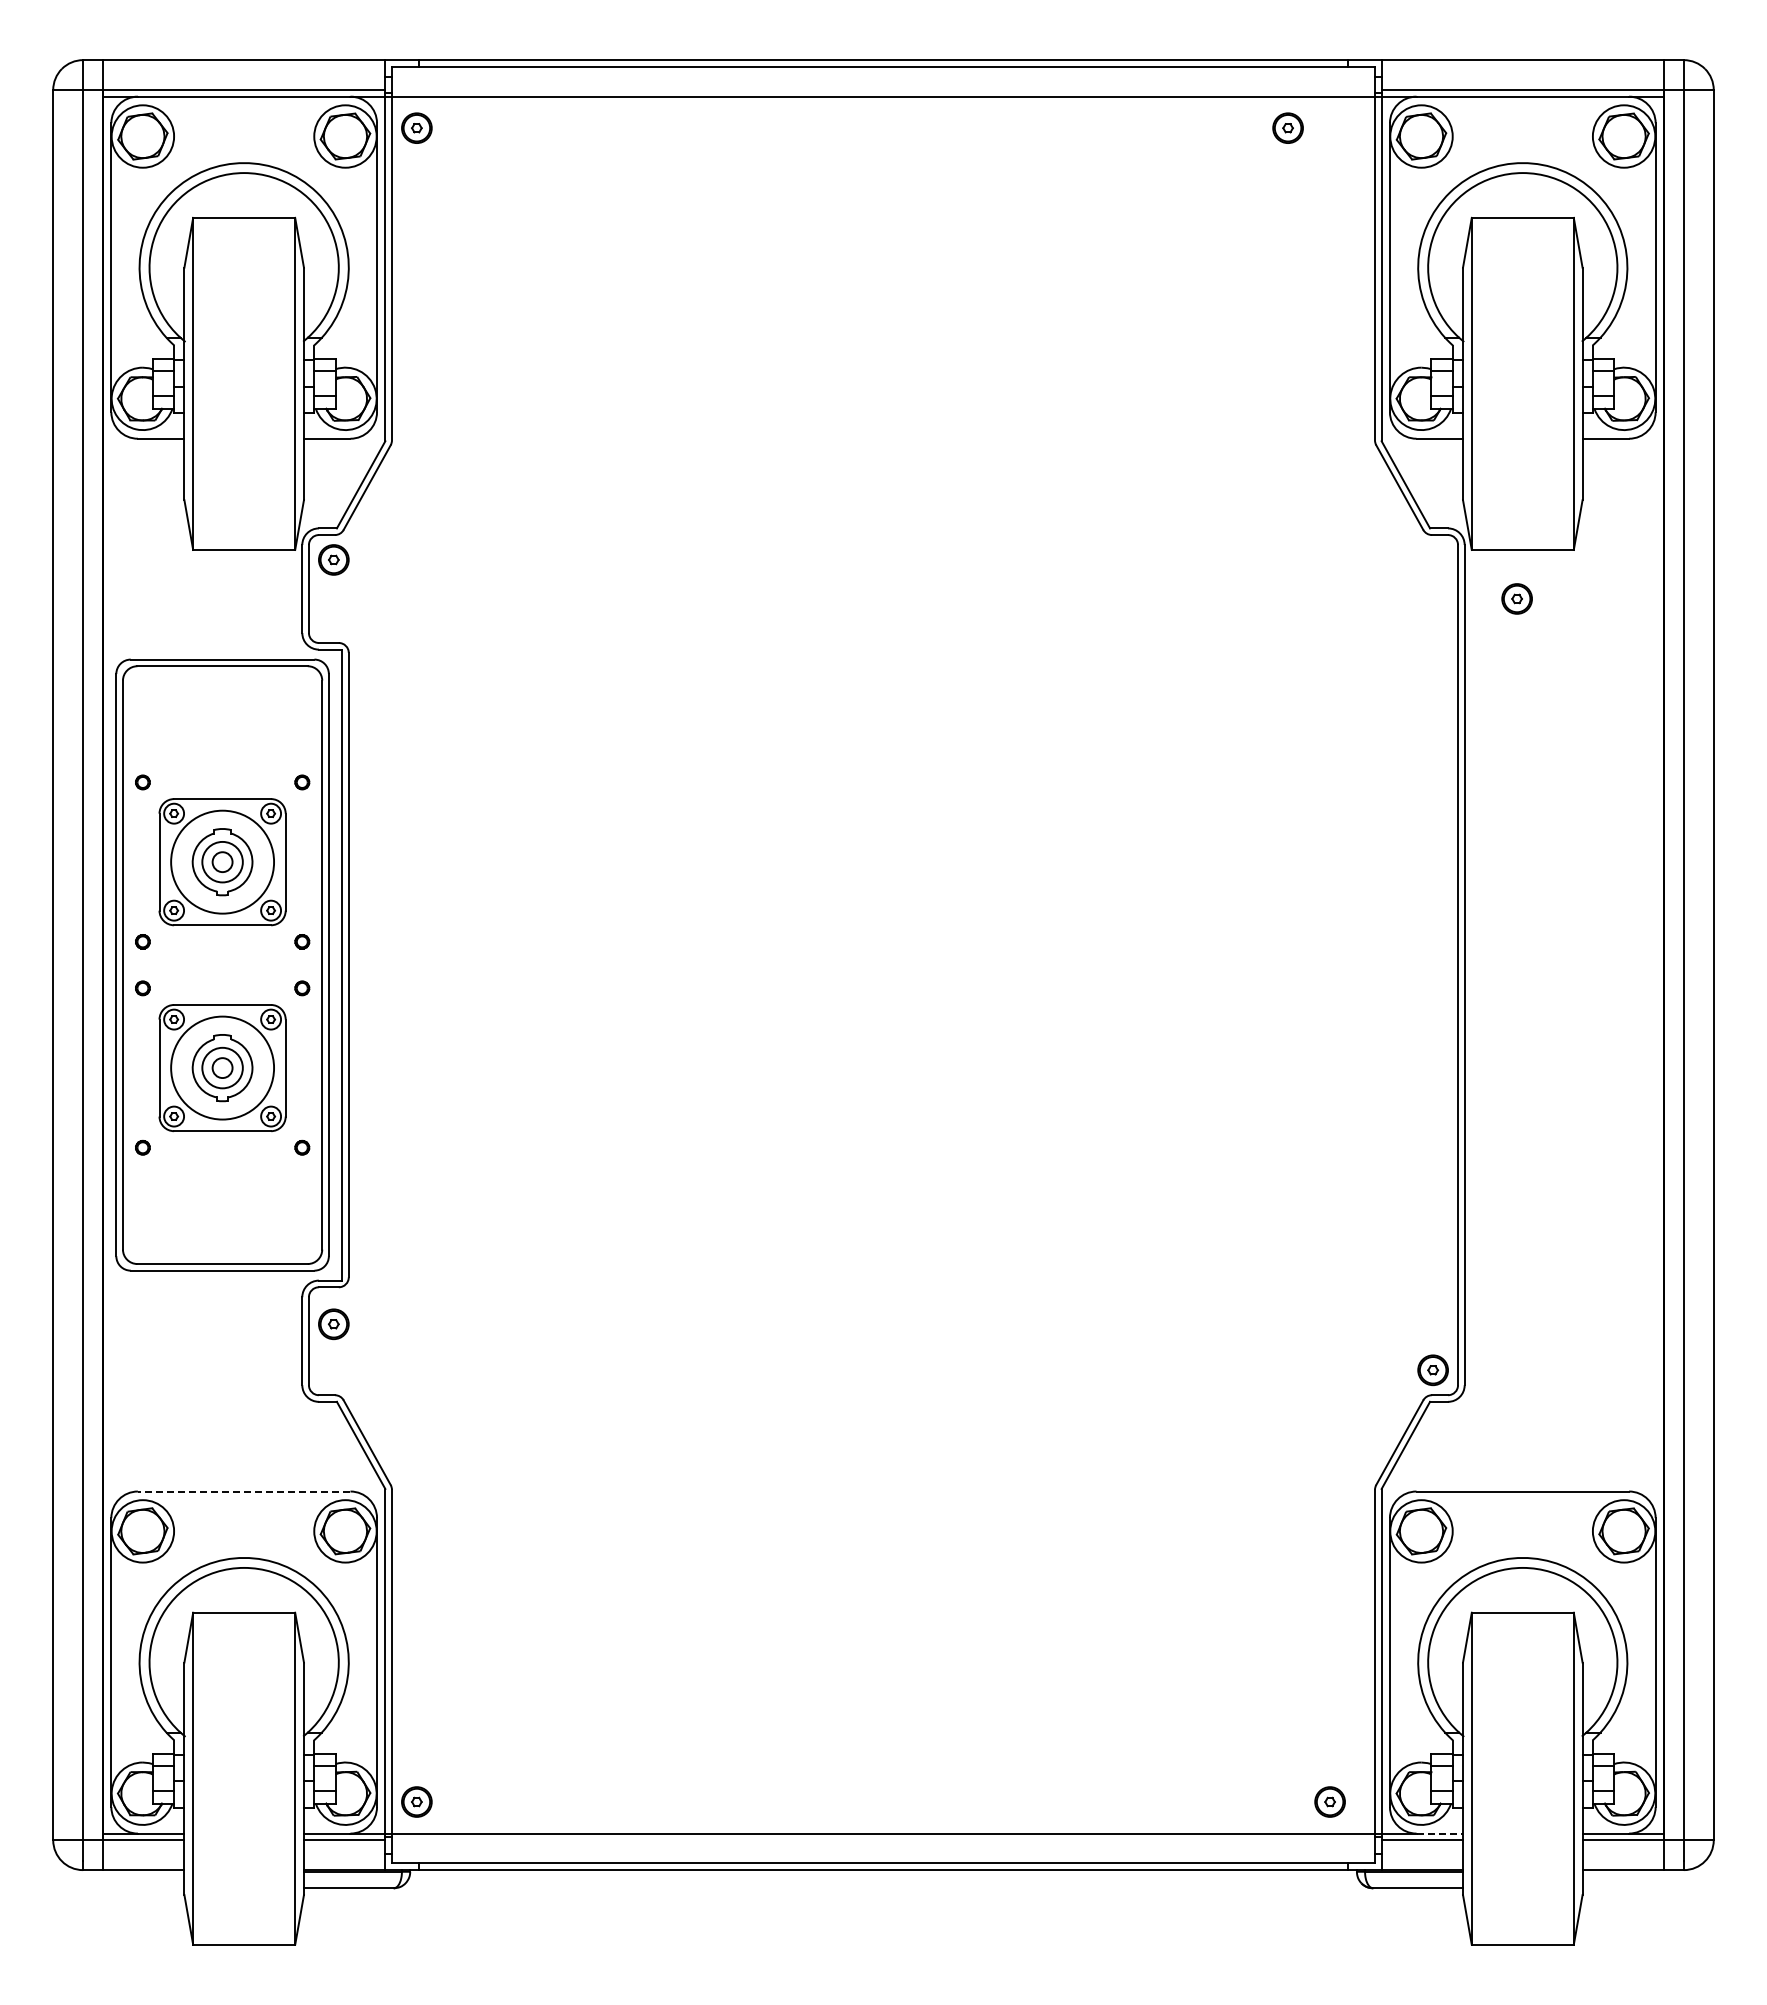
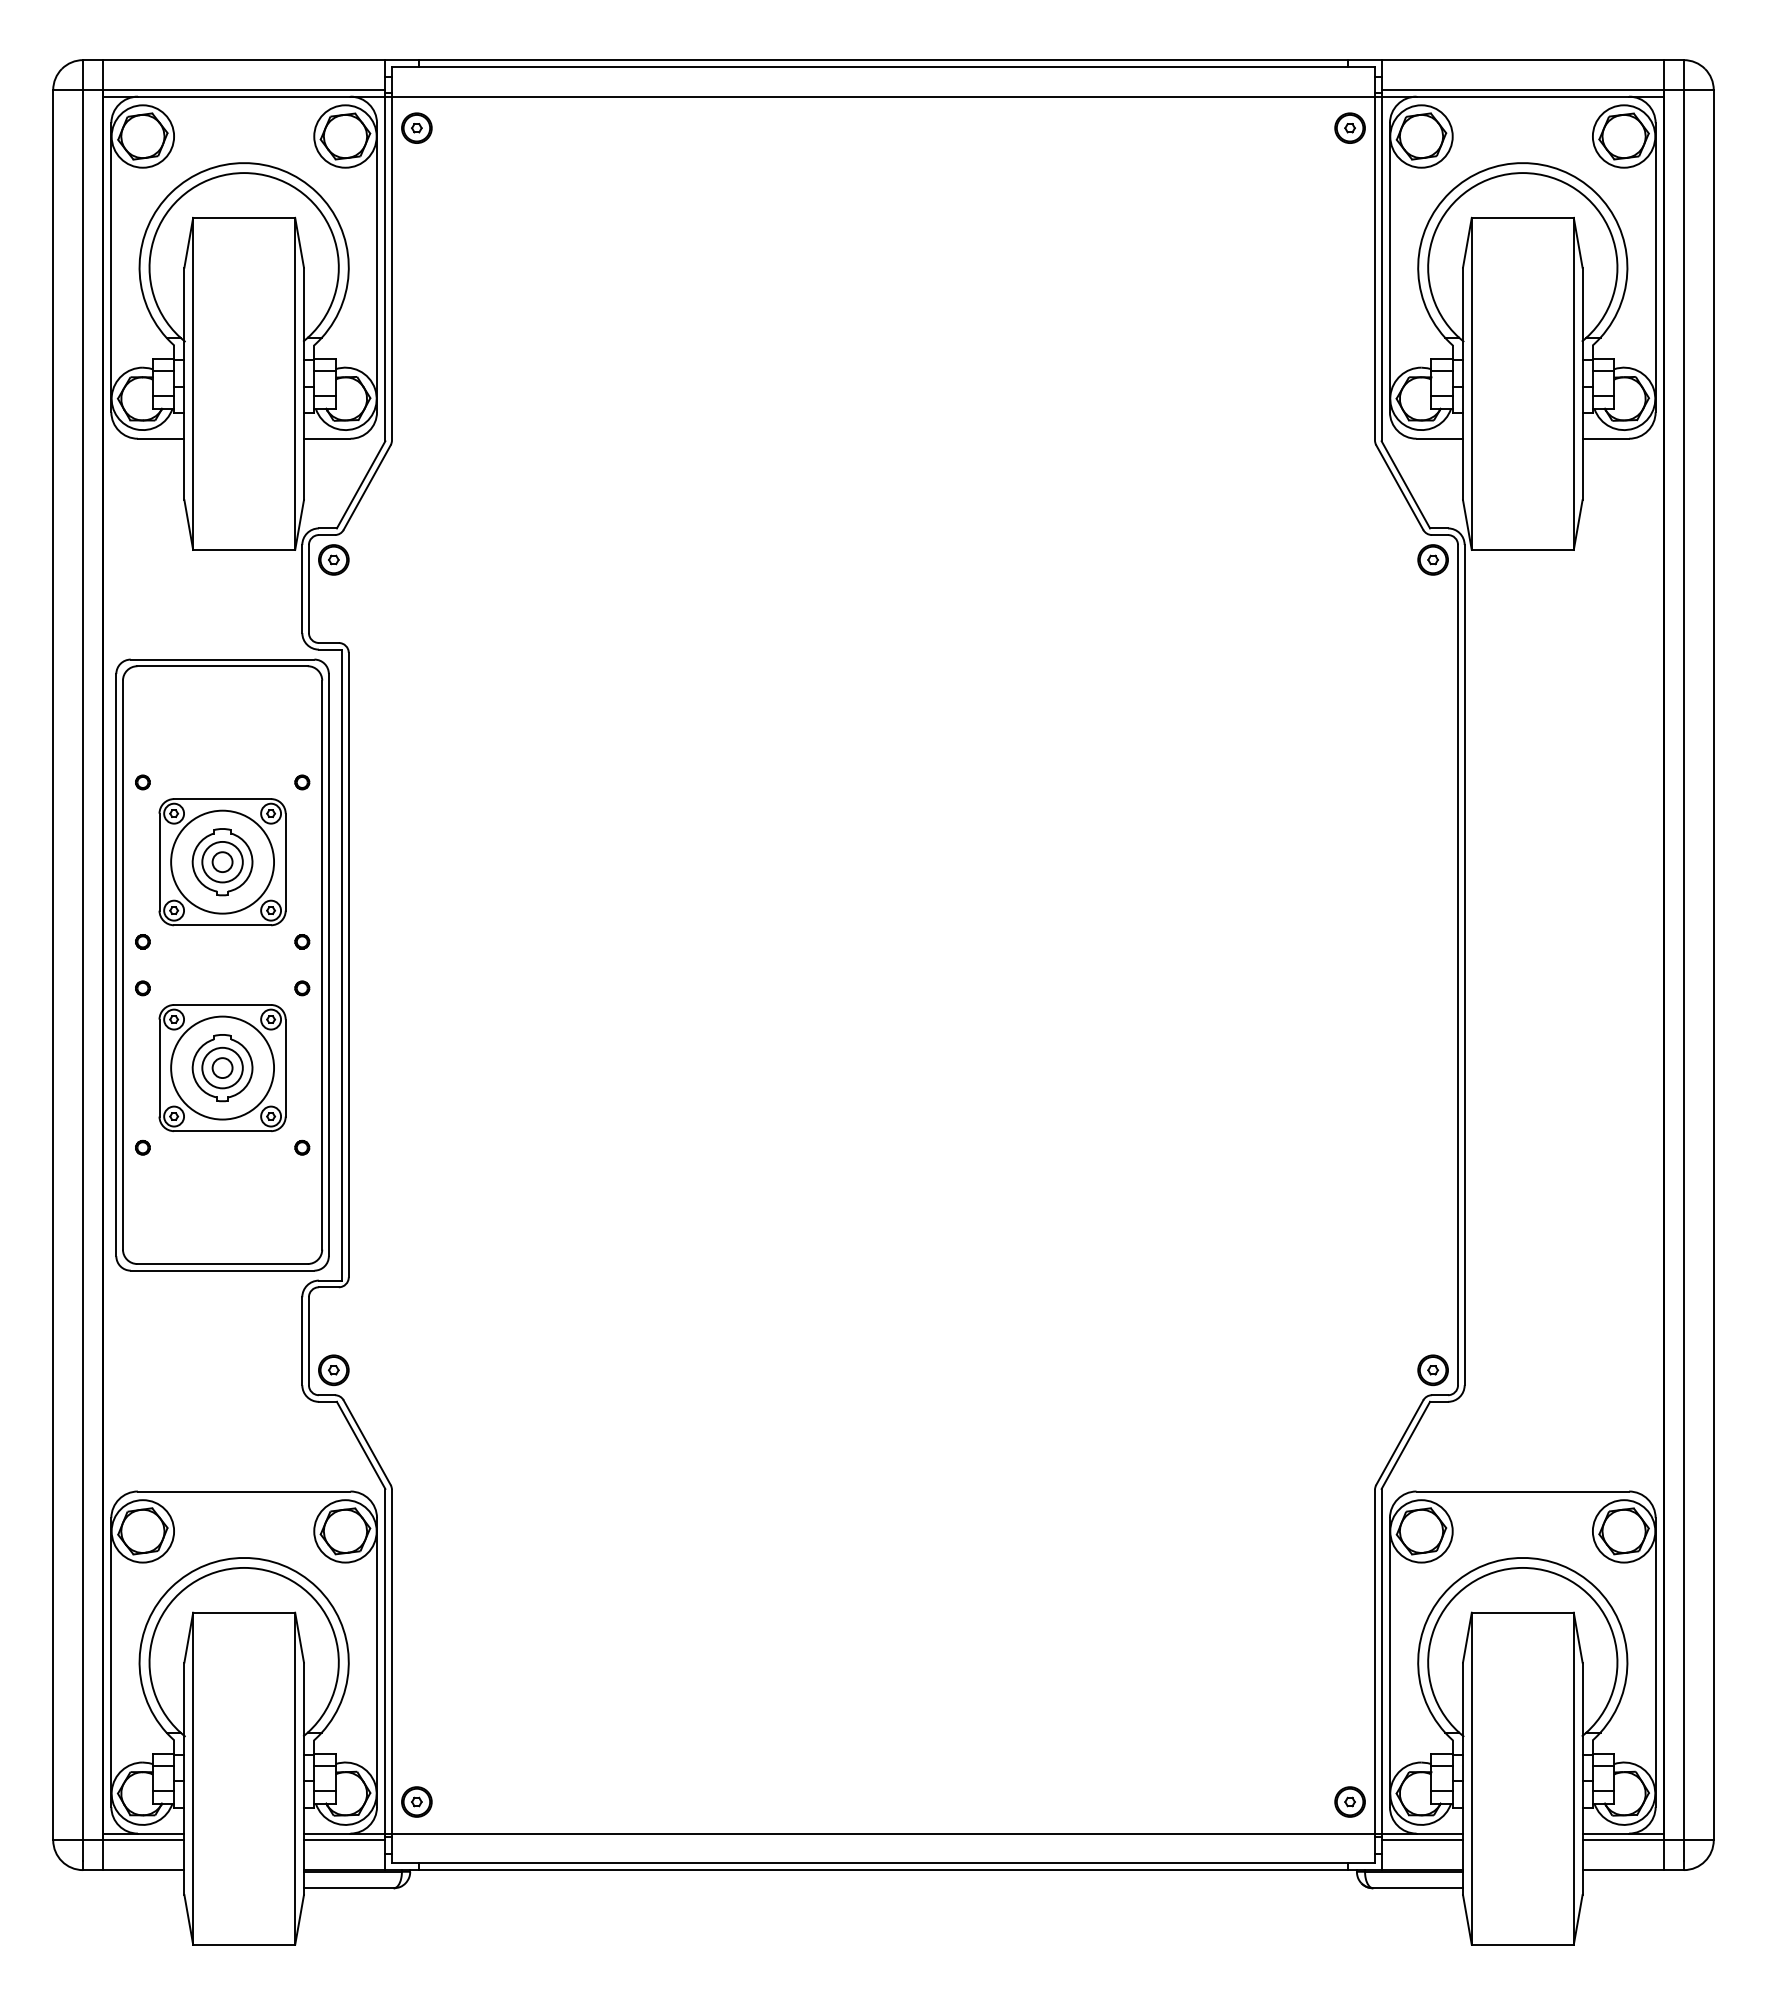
part position: (1287, 127) -> (1349, 127) (1349, 127)
part position: (1516, 598) -> (1432, 559) (1432, 559)
part position: (333, 1324) -> (333, 1370) (333, 1370)
line: dashed -> solid (243, 1491)
part position: (1329, 1801) -> (1349, 1801) (1349, 1801)
line: dashed -> solid (1440, 1833)
